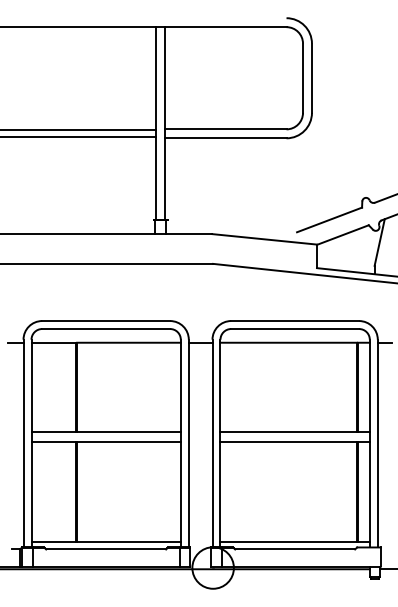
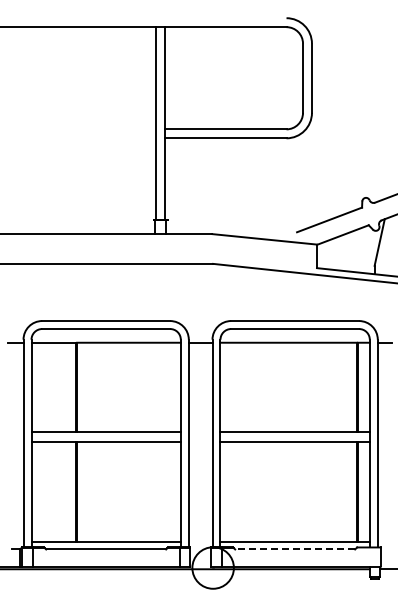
line: present -> none (79, 130)
line: present -> none (79, 137)
line: solid -> dashed (295, 549)
